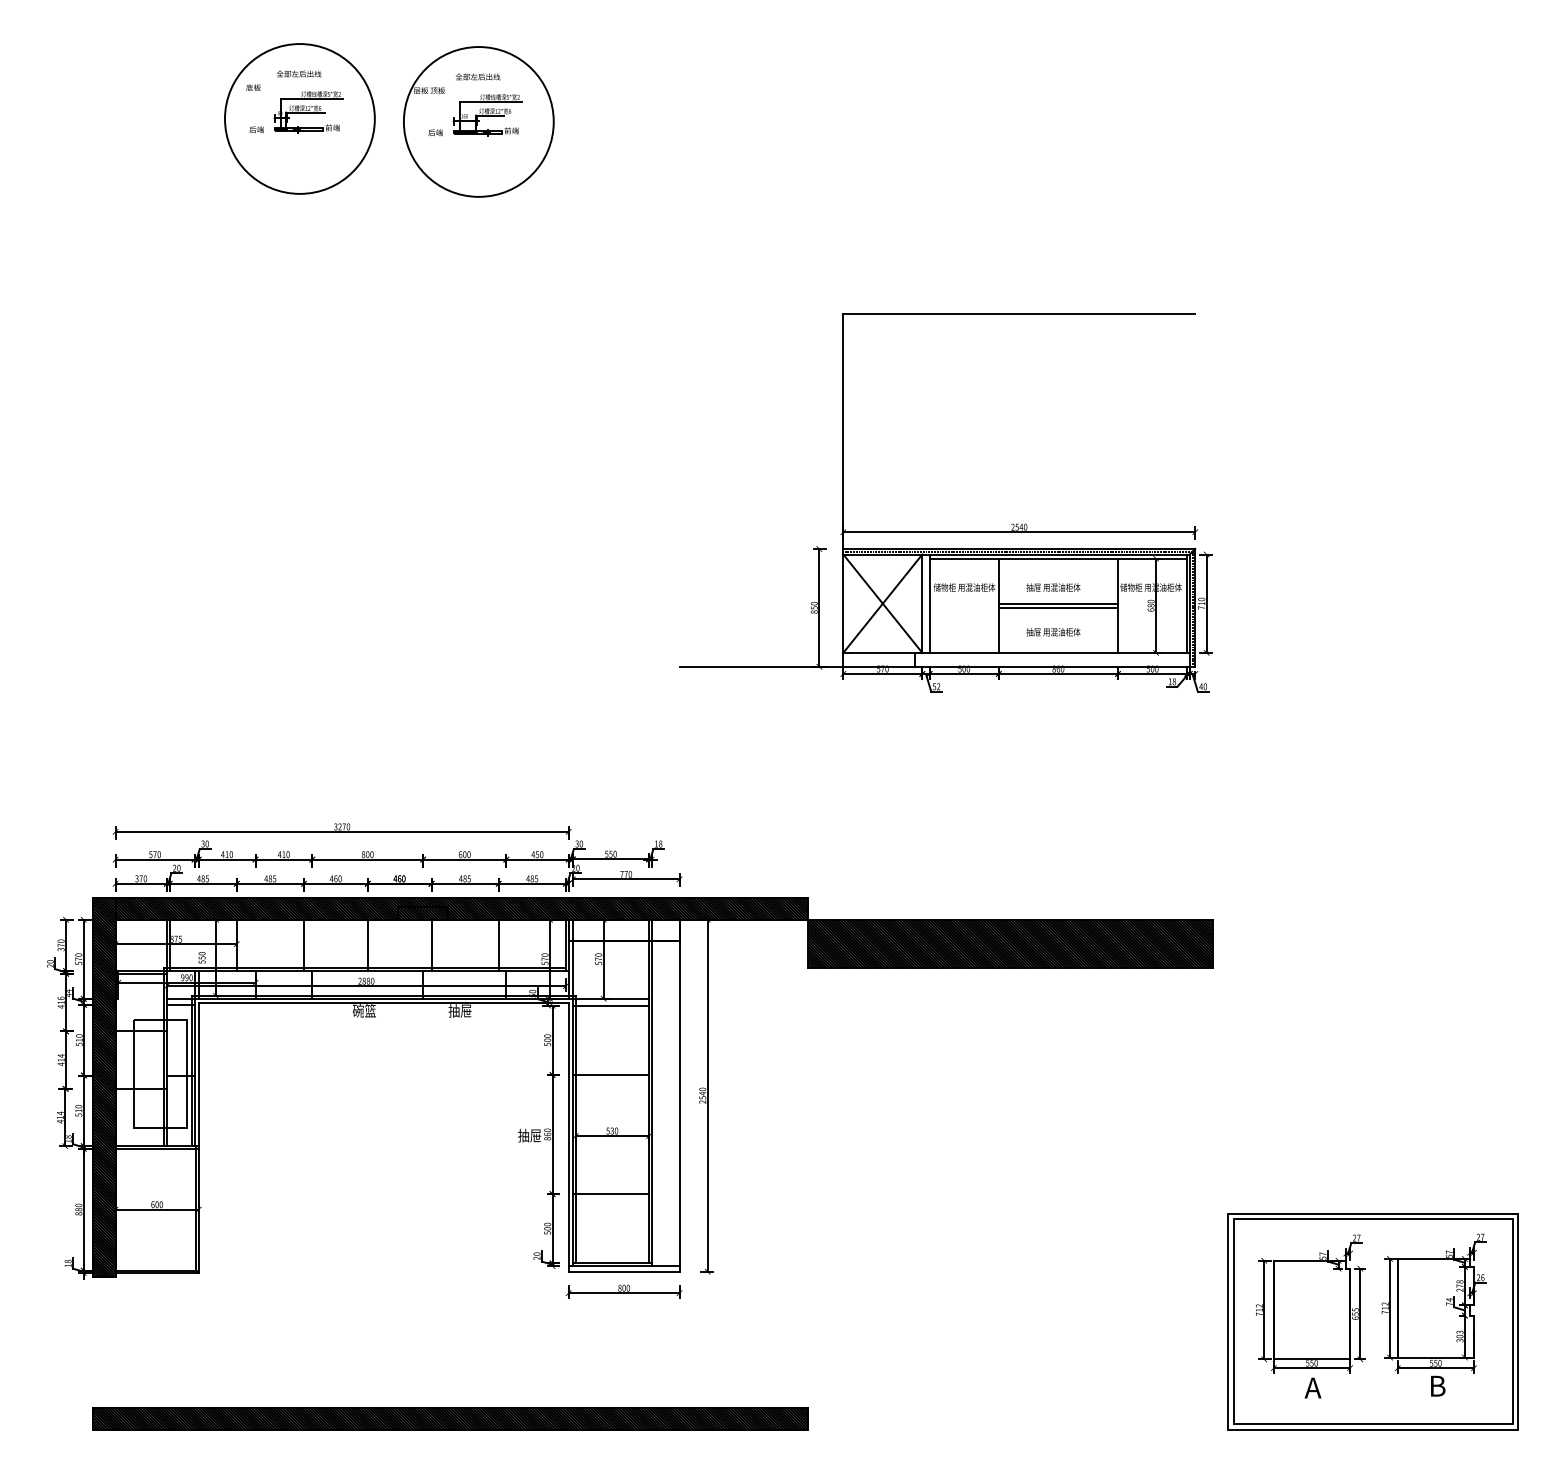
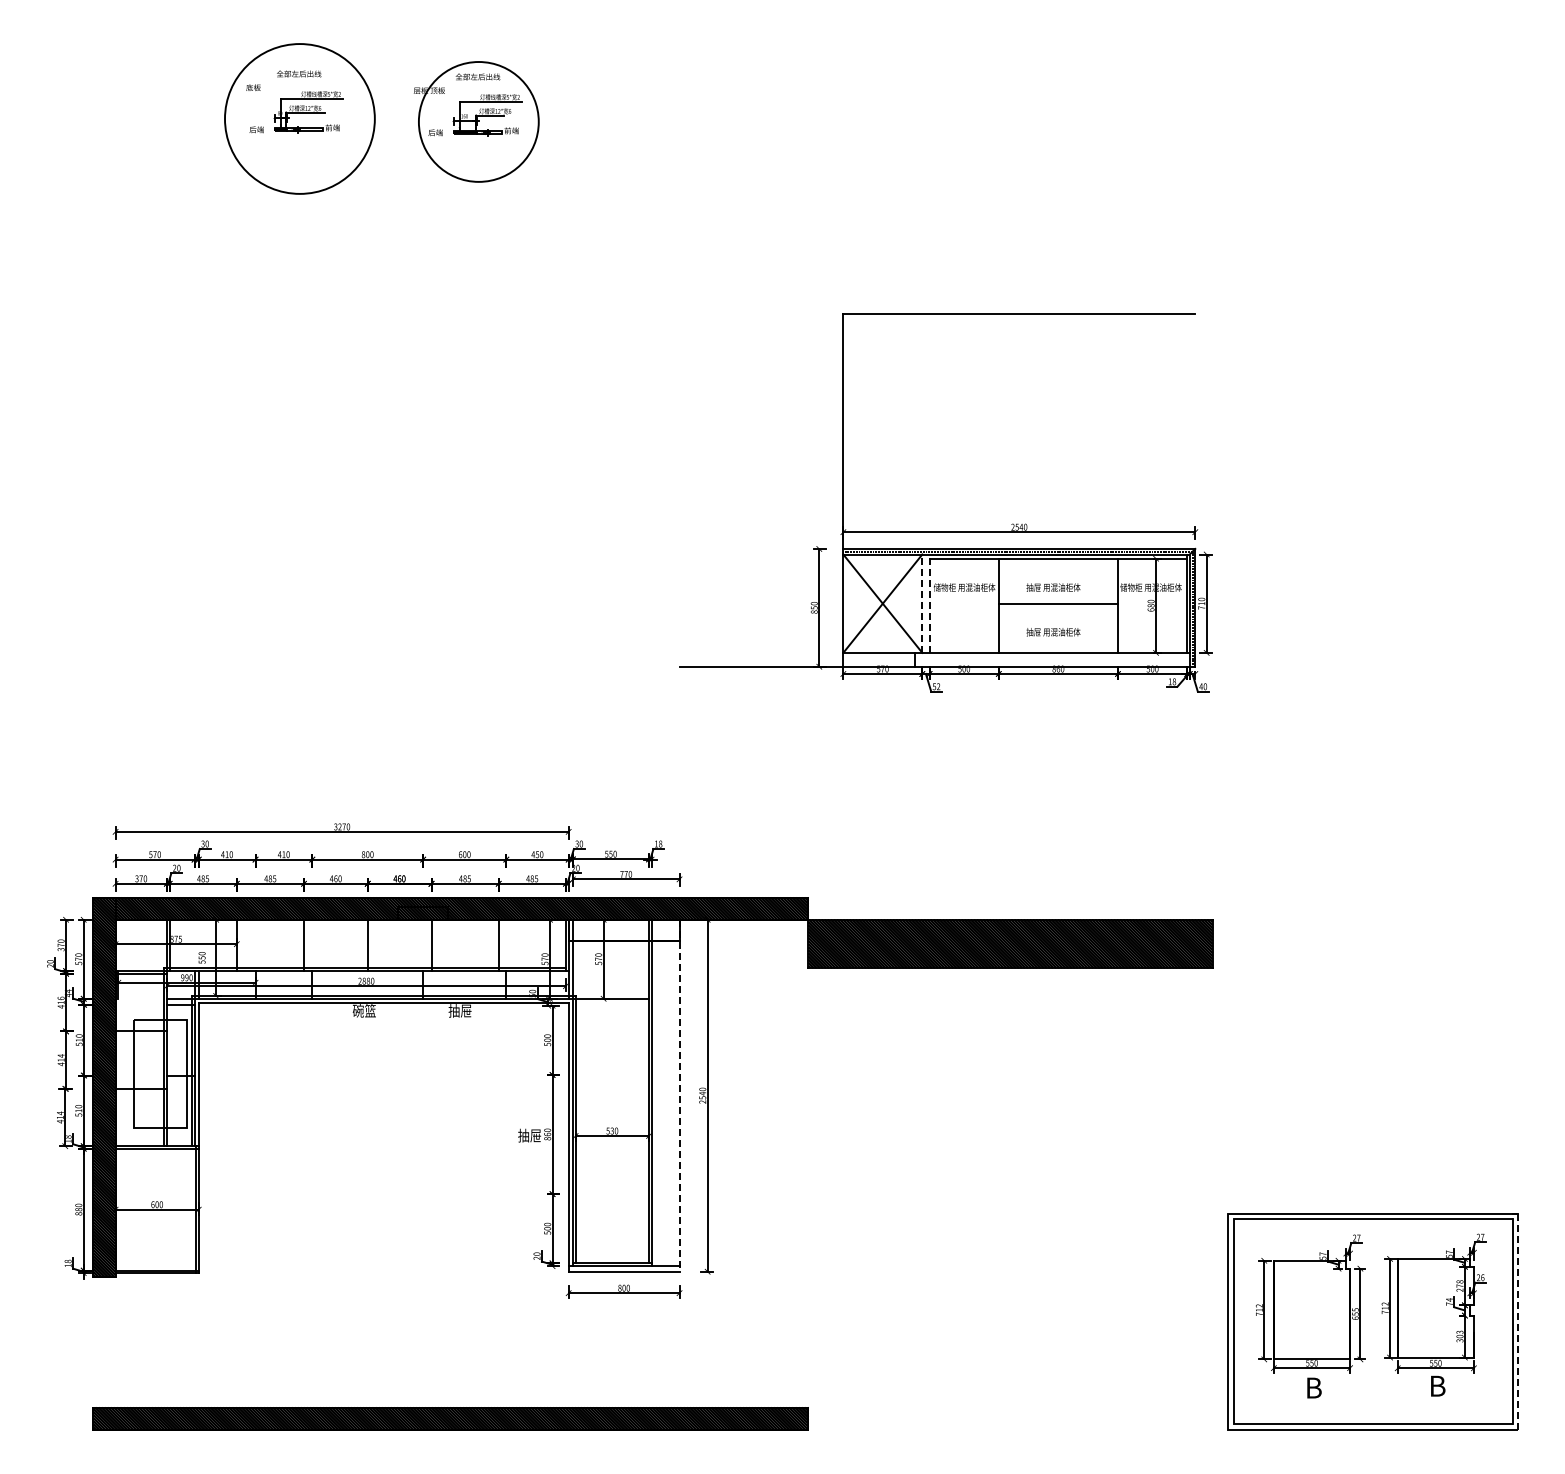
circle diameter: 150 px -> 120 px (478, 121)
line: solid -> dashed (922, 603)
line: solid -> dashed (929, 603)
line: present -> none (1057, 607)
line: present -> none (610, 1005)
line: present -> none (610, 1074)
line: solid -> dashed (679, 1095)
line: present -> none (610, 1194)
line: solid -> dashed (1518, 1322)
text: A -> B (1312, 1387)
